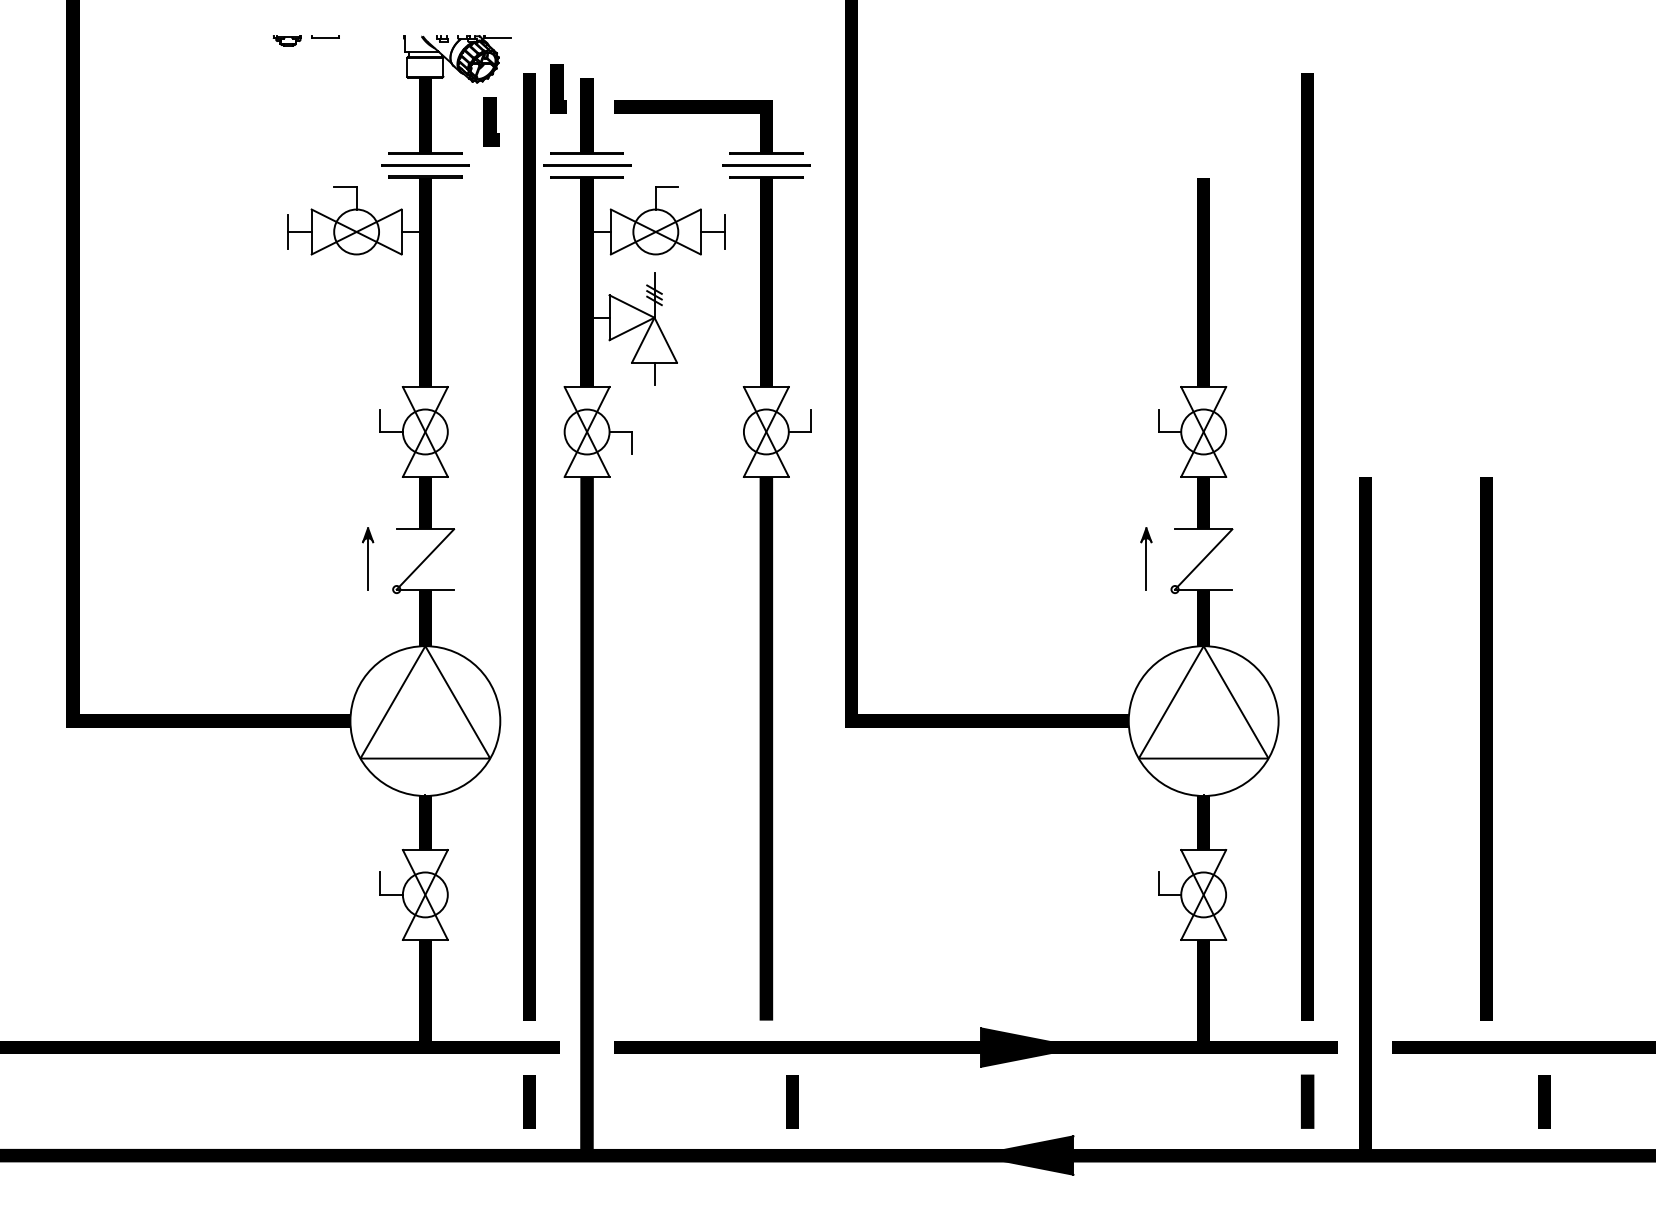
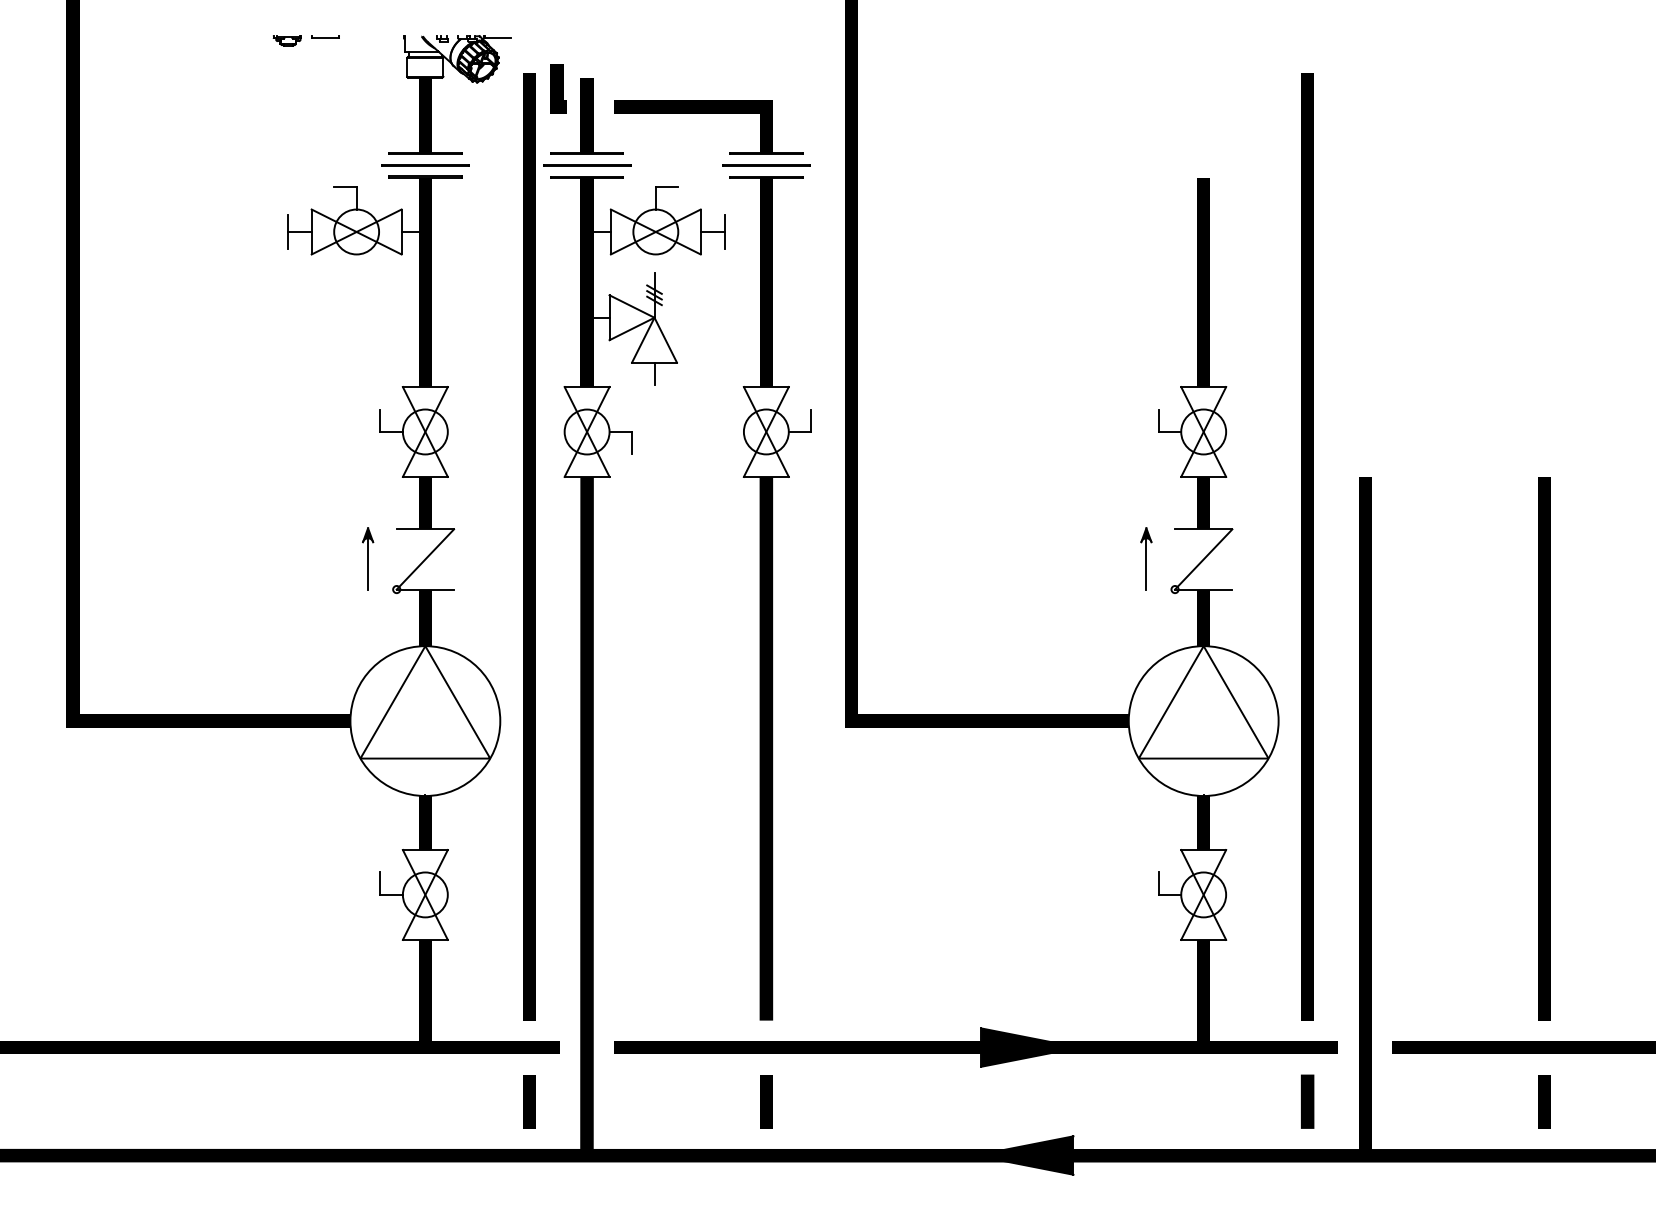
line: present -> none (491, 121)
line position: (1486, 748) -> (1544, 748) (1544, 748)
line position: (792, 1101) -> (766, 1101) (766, 1101)
